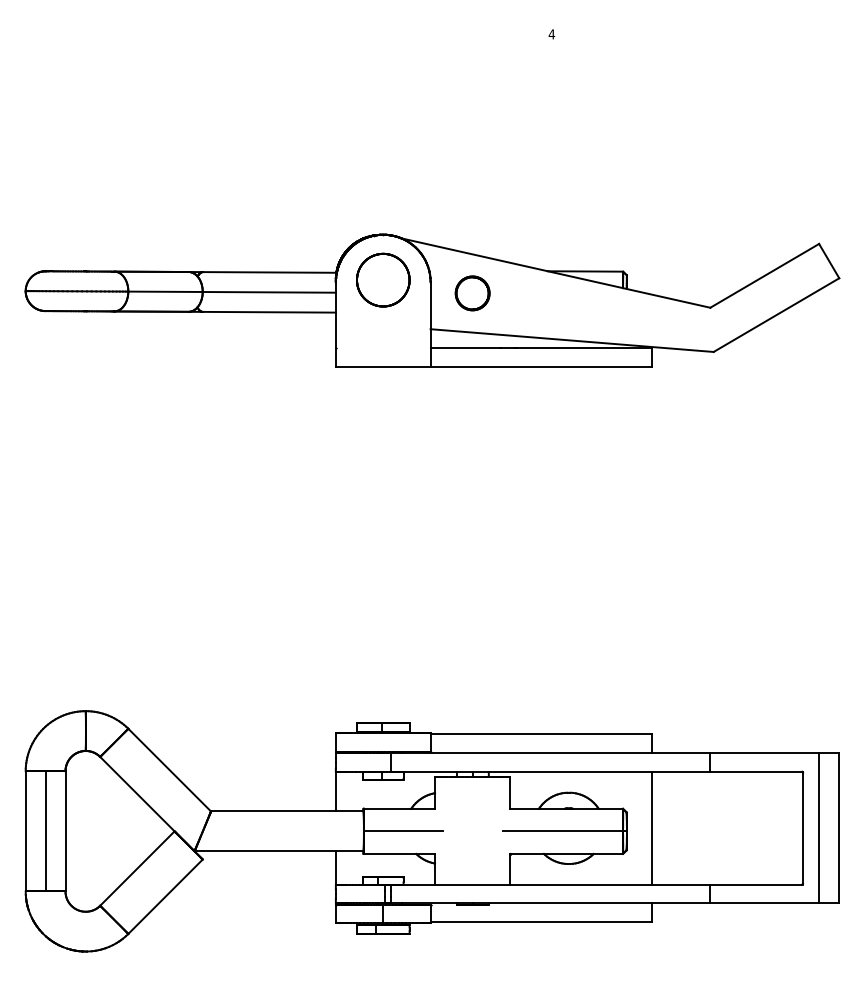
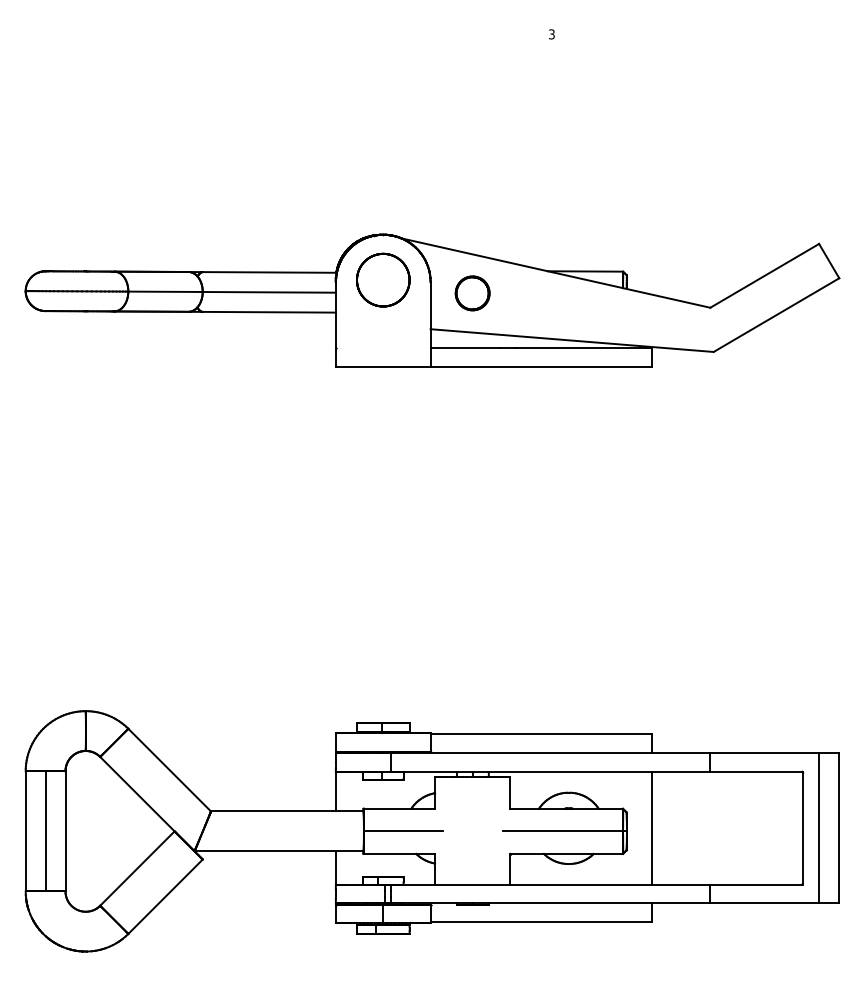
text: 4 -> 3 (551, 34)
